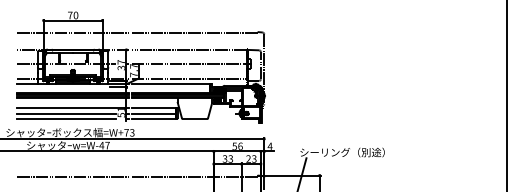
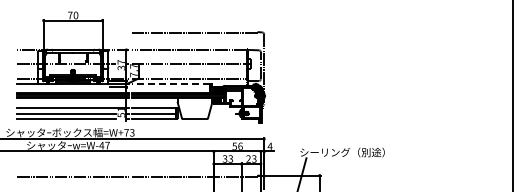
line: present -> none (72, 33)
line: solid -> dashed (170, 84)
line position: (507, 95) -> (513, 95) (513, 95)
